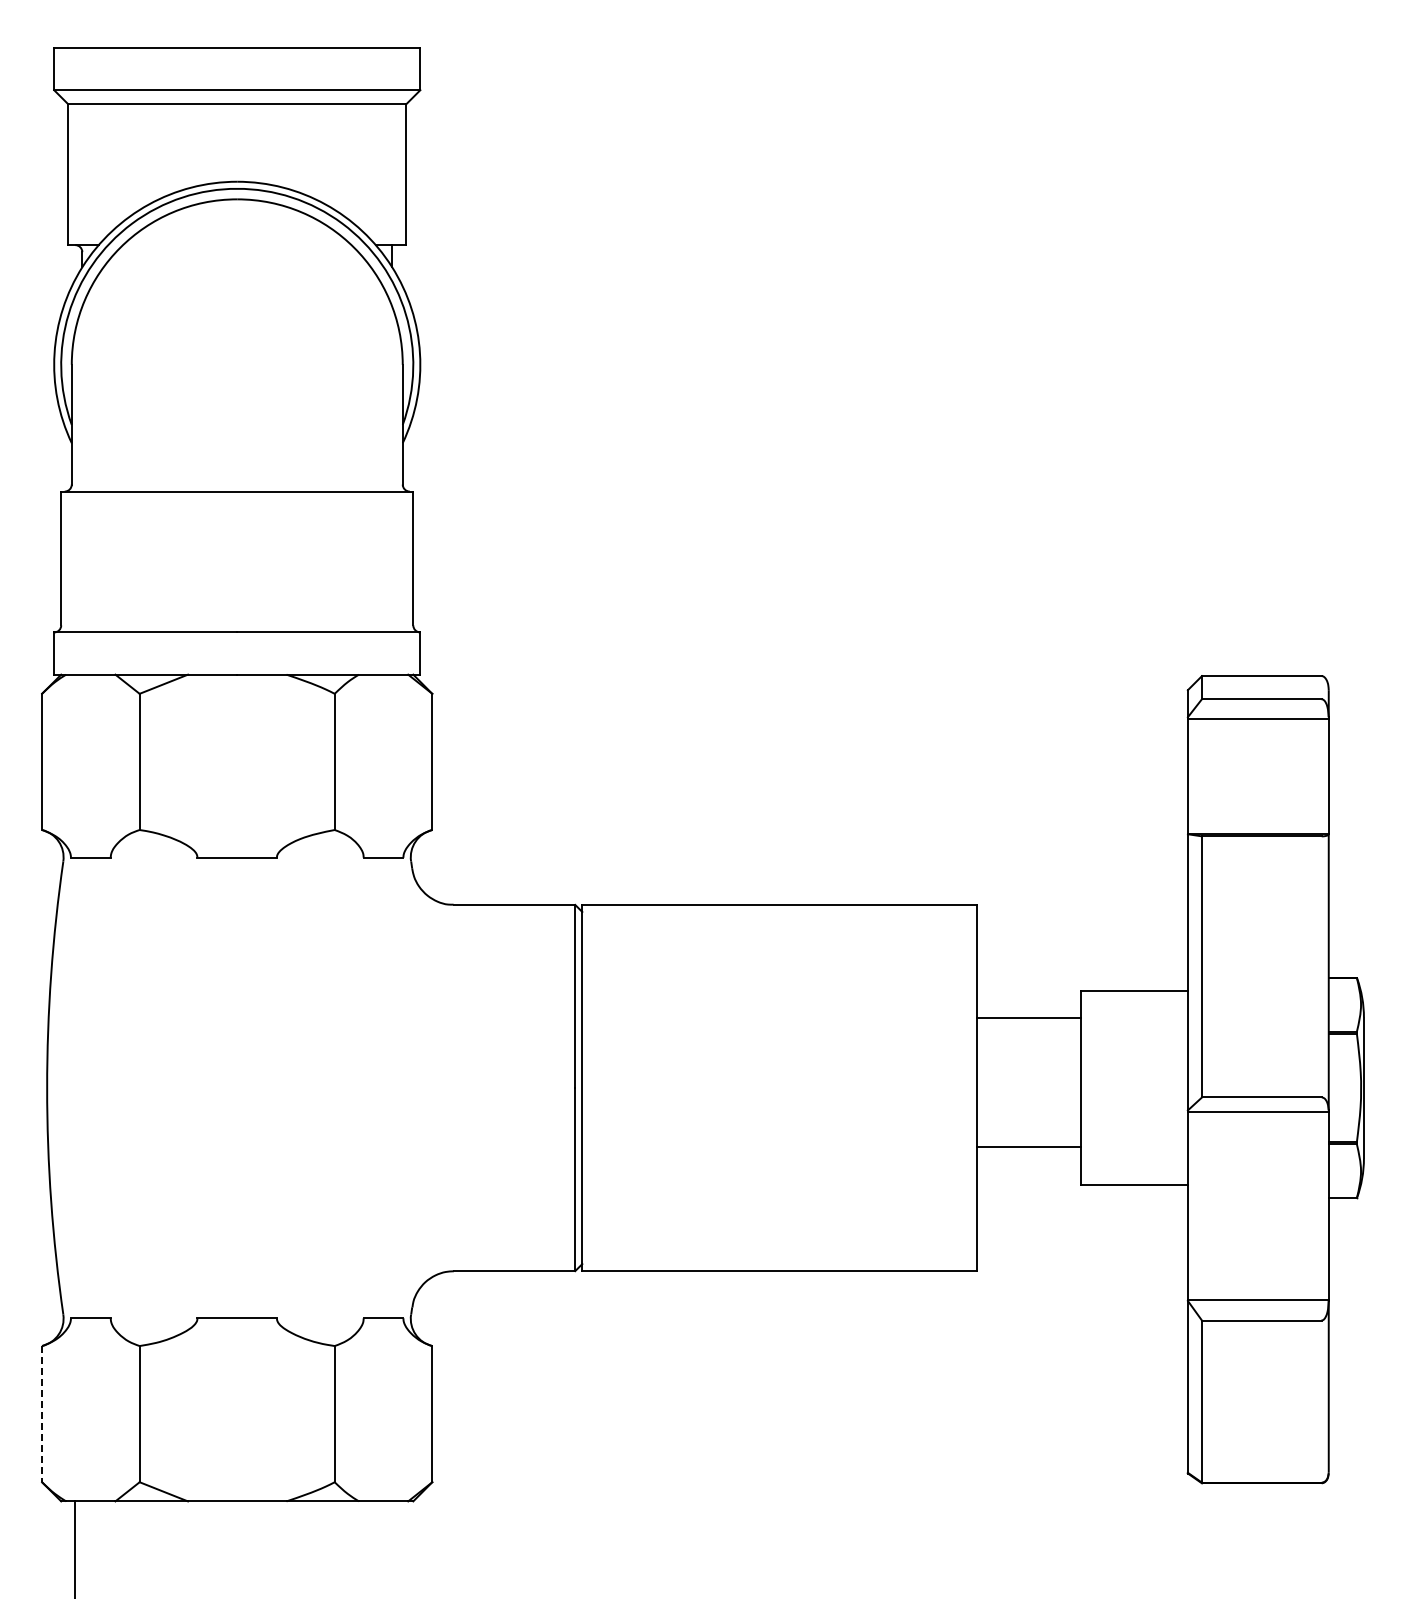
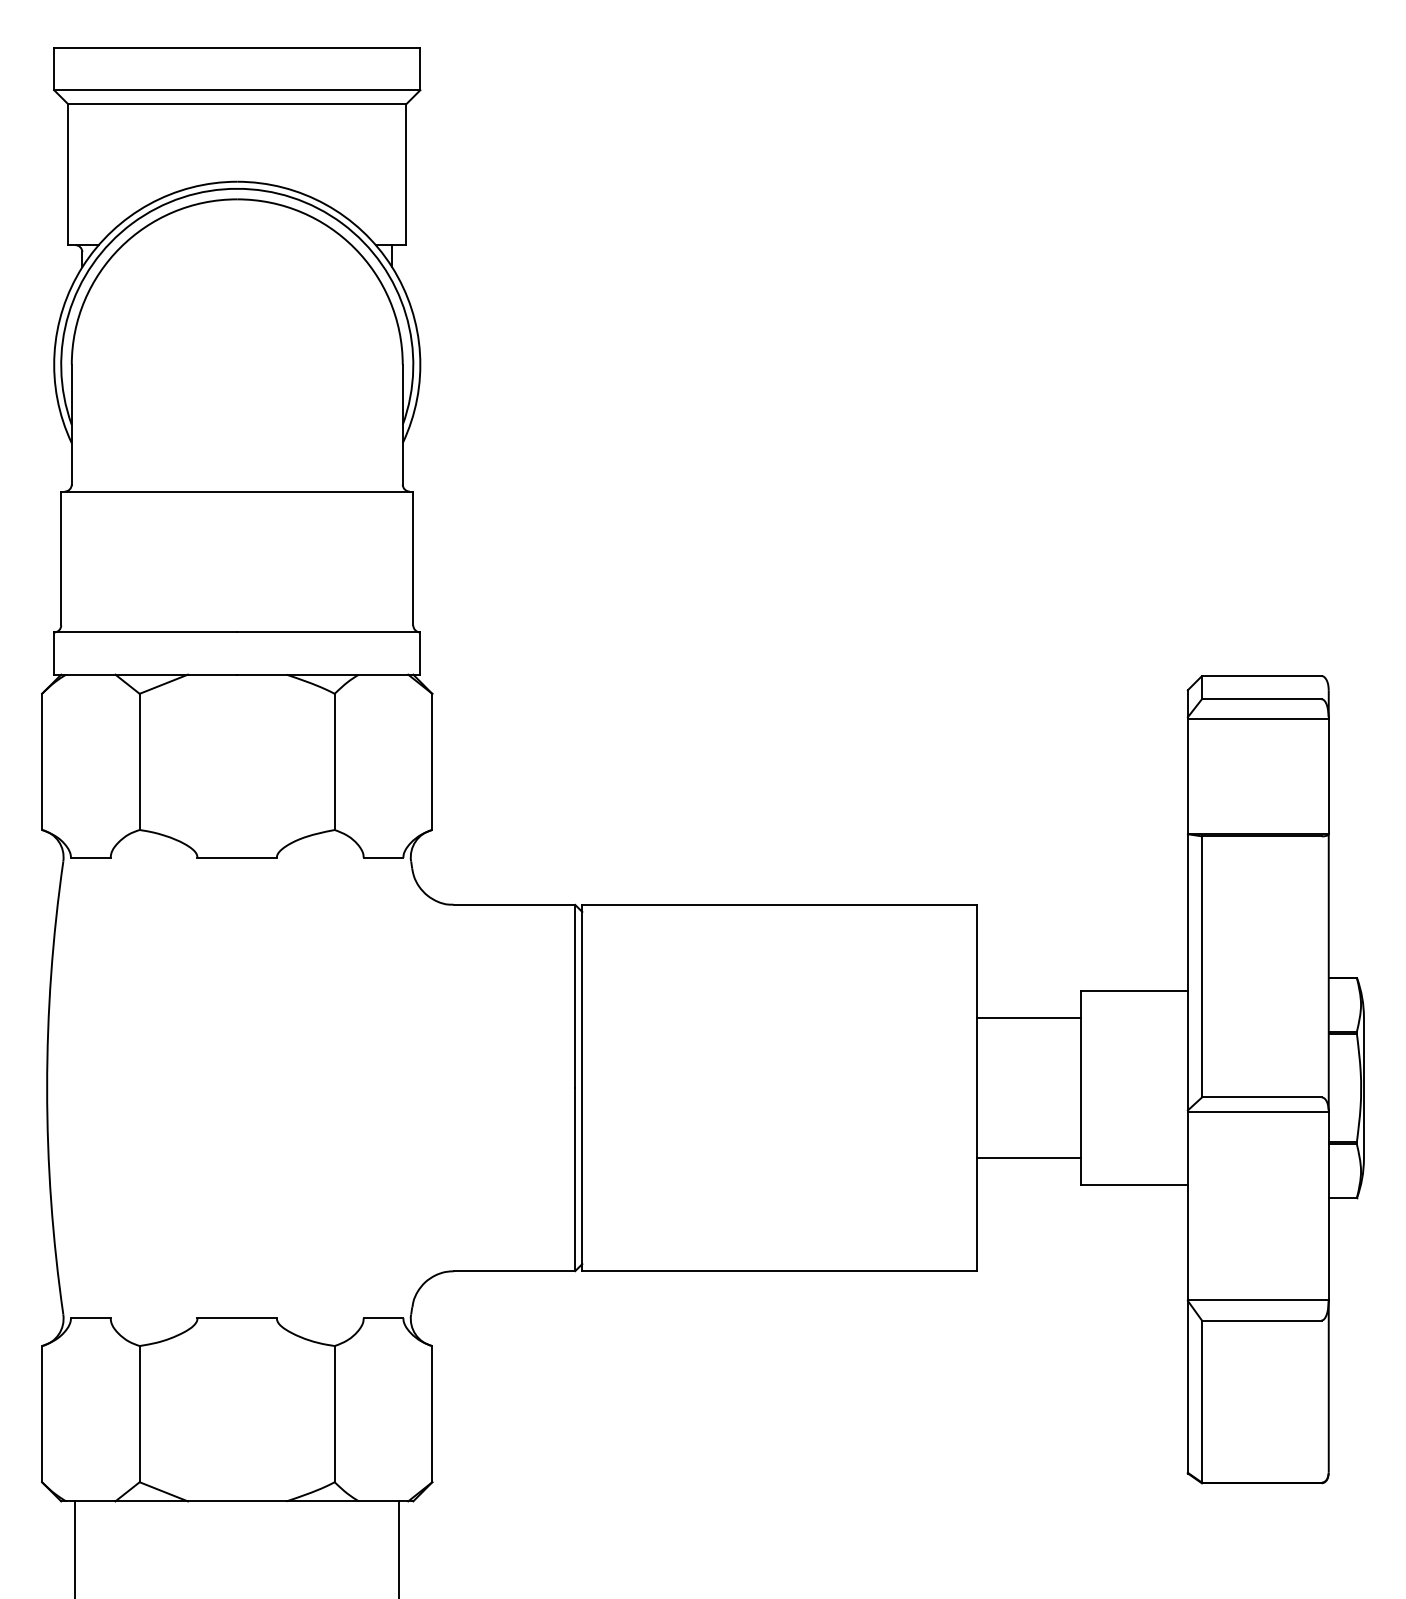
line position: (1028, 1147) -> (1028, 1158) (1028, 1158)
line: dashed -> solid (42, 1414)
line: none -> present (399, 1548)
